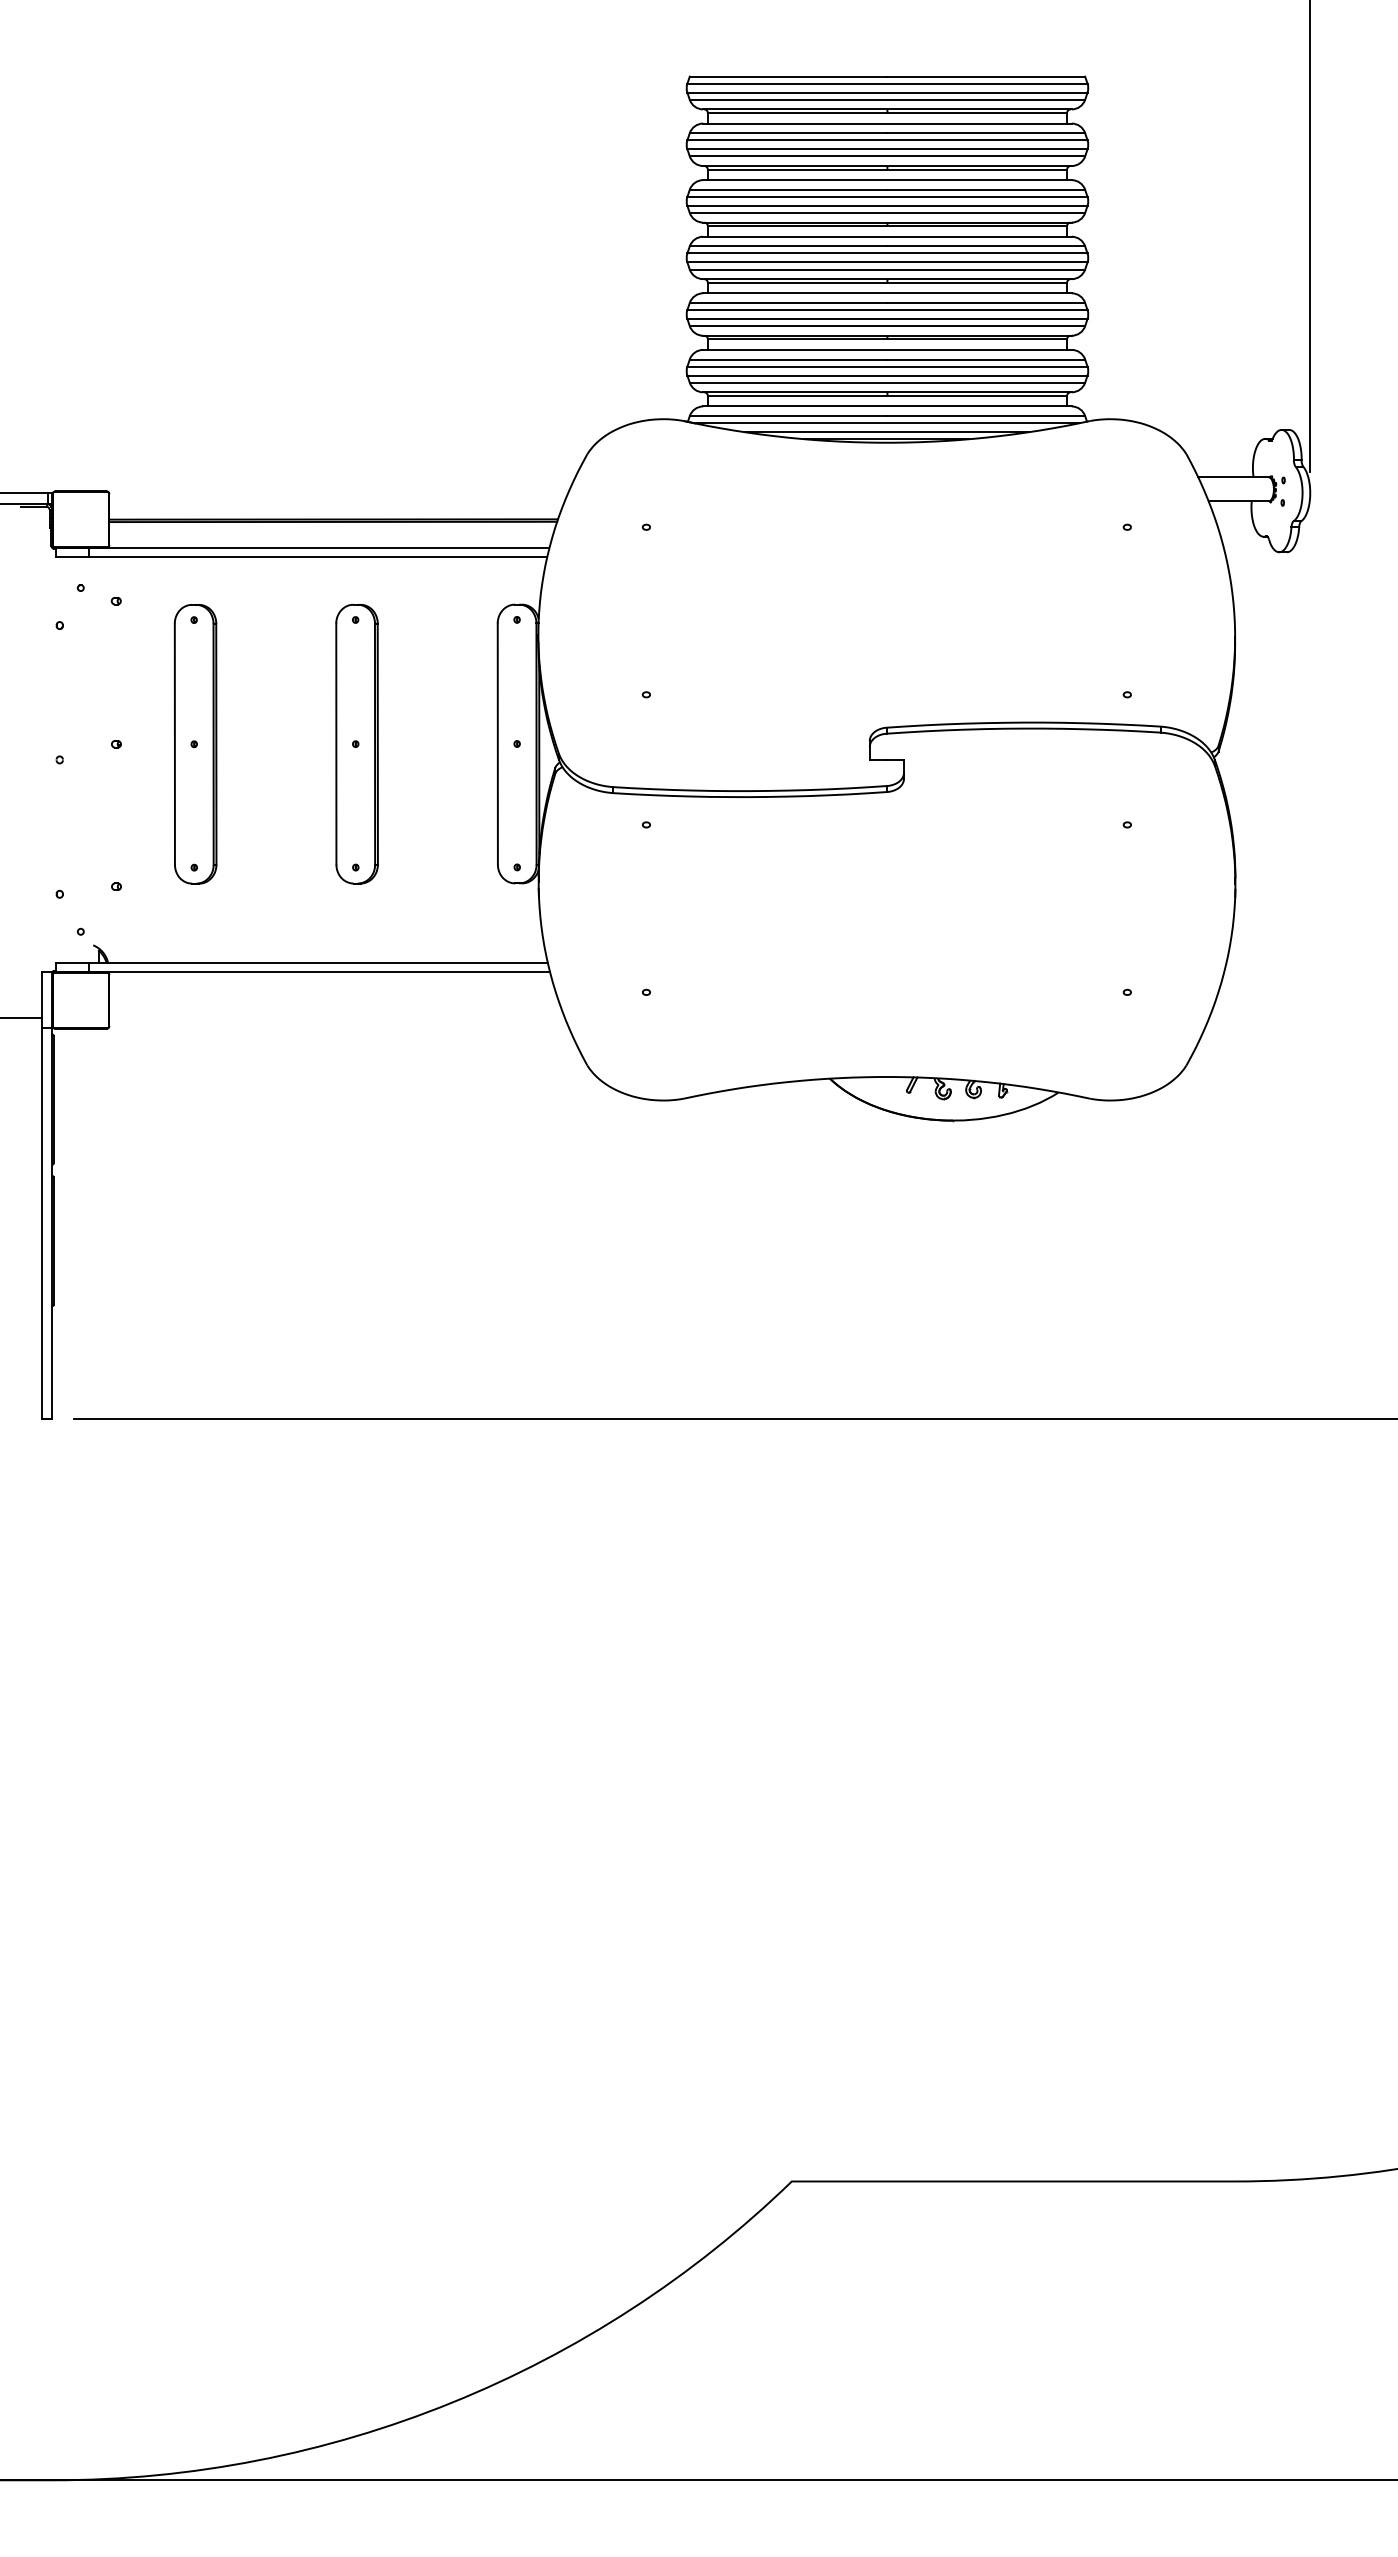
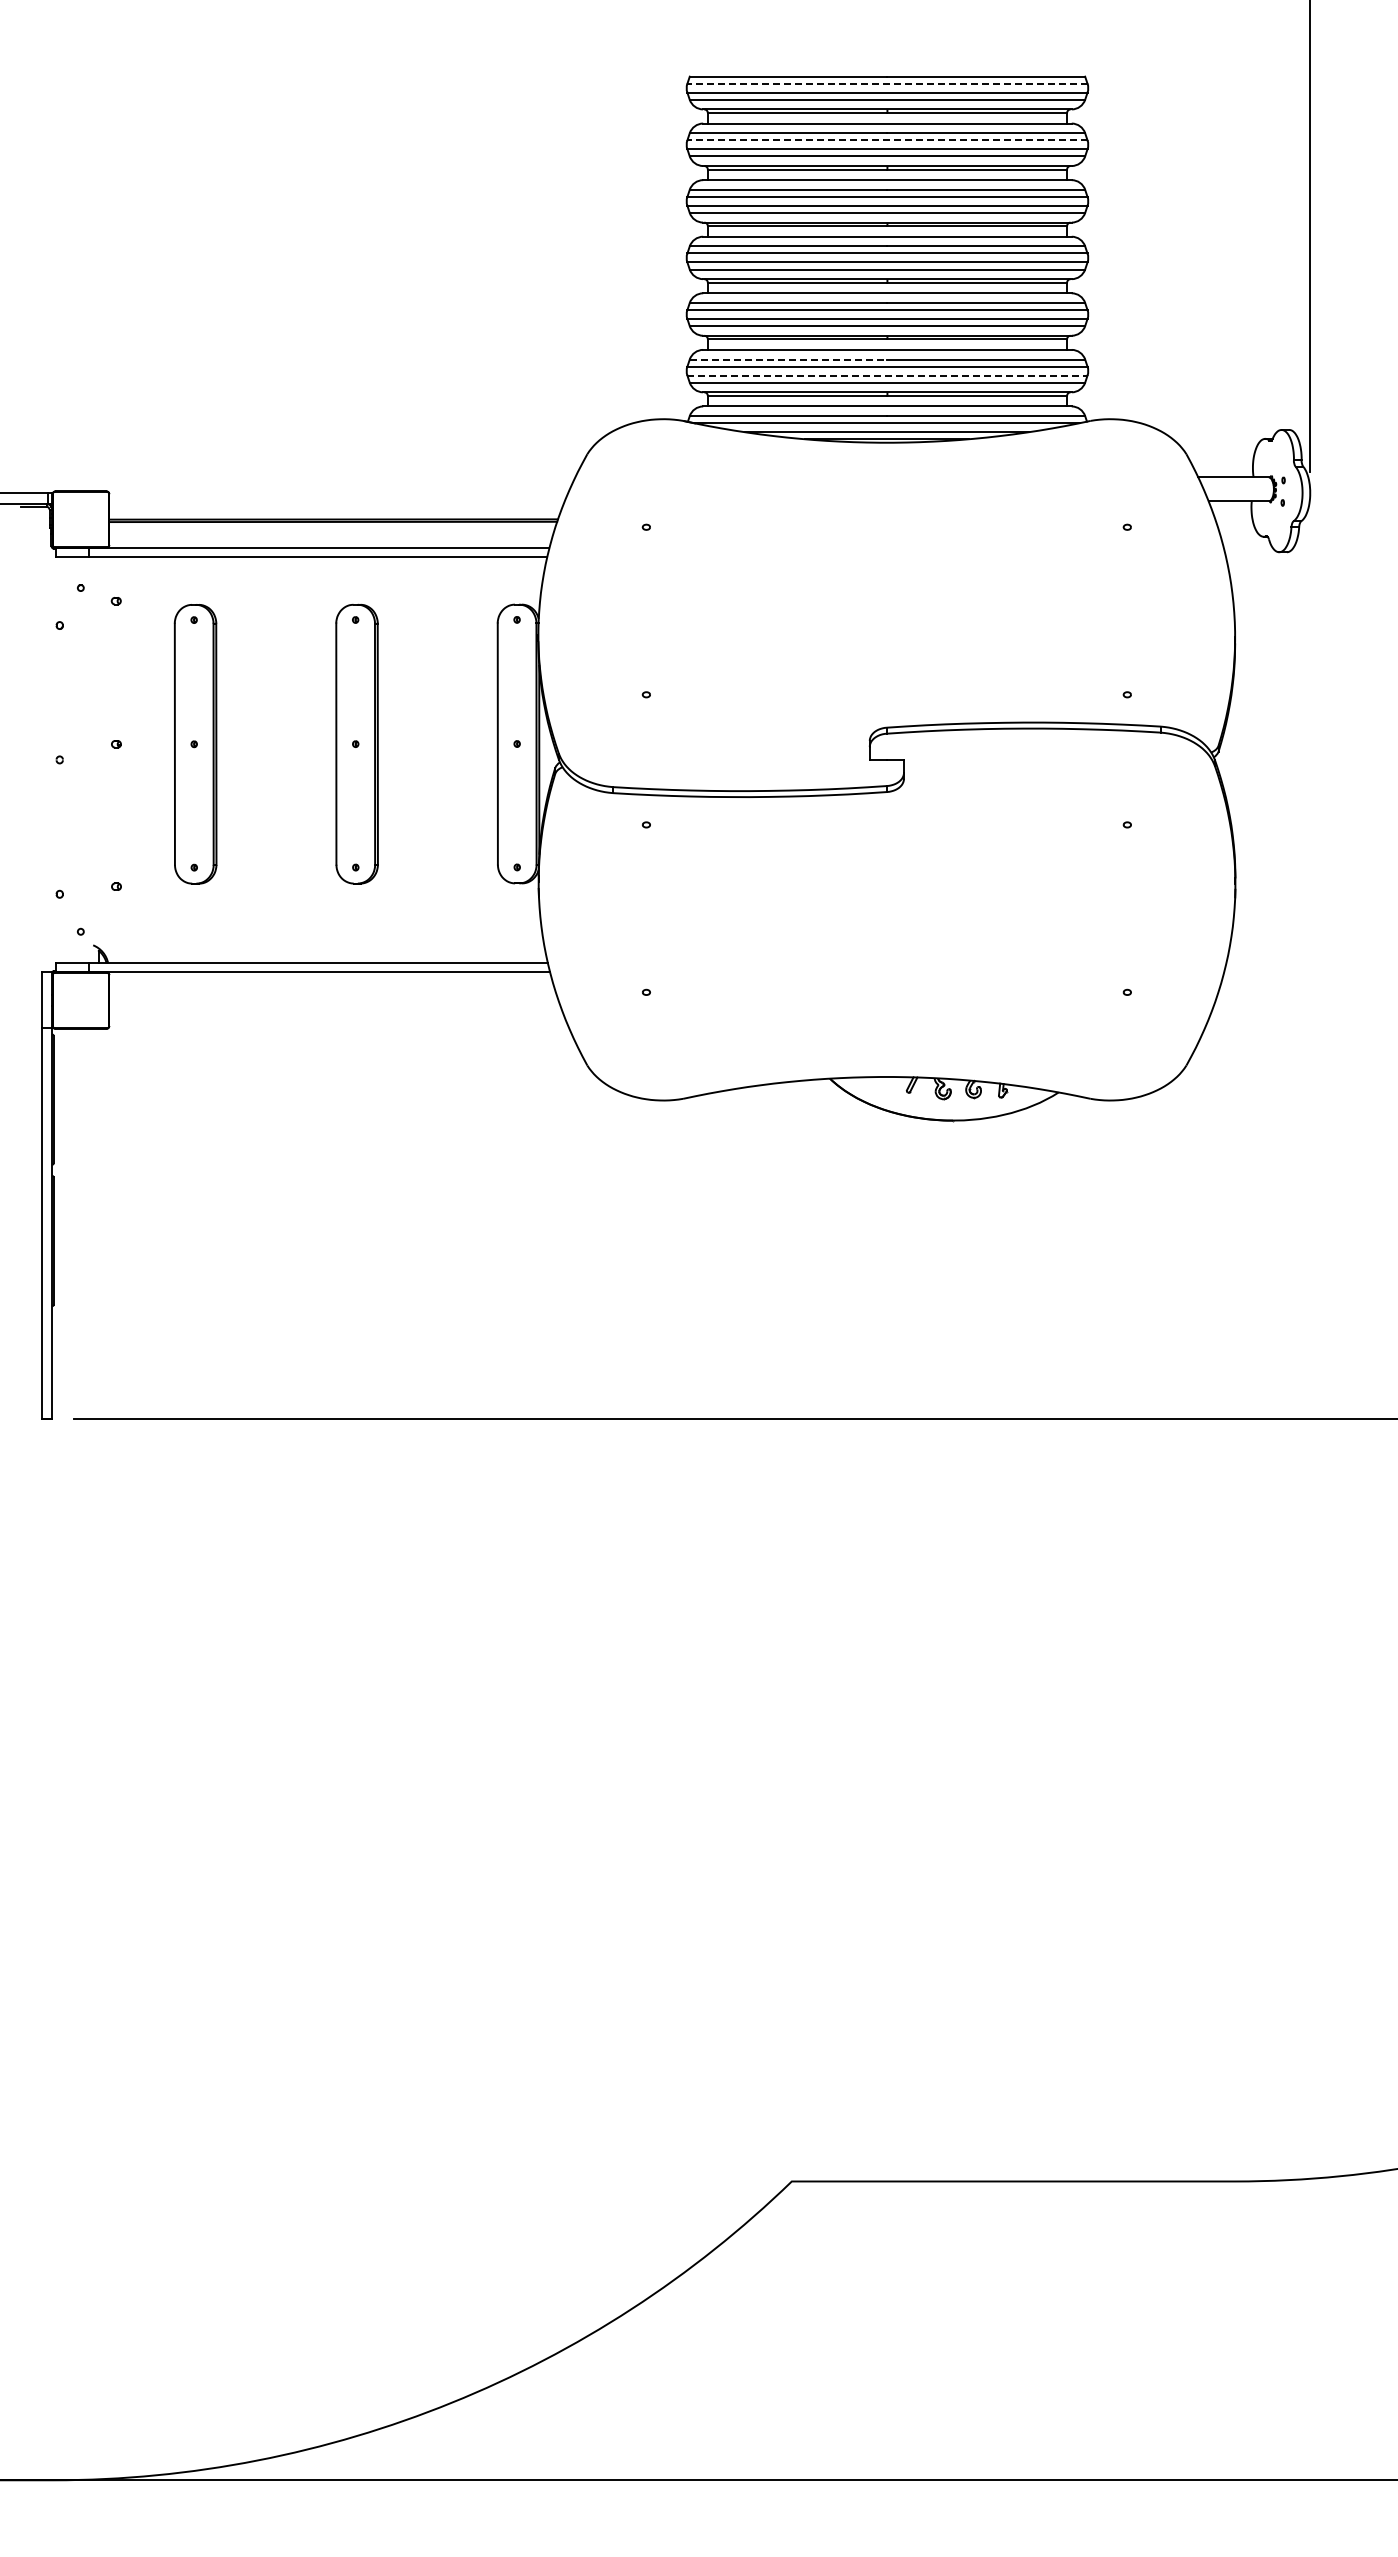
line: solid -> dashed (886, 83)
line: solid -> dashed (886, 140)
line: solid -> dashed (788, 359)
line: solid -> dashed (887, 375)
line: present -> none (21, 1018)
